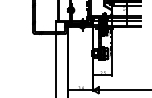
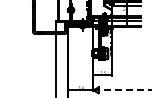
line: solid -> dashed (122, 90)
